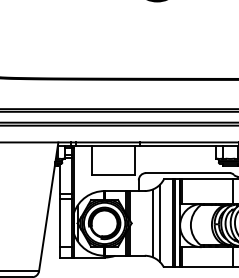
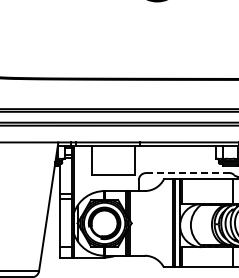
line: solid -> dashed (187, 173)
line: present -> none (159, 222)
line: present -> none (152, 223)
